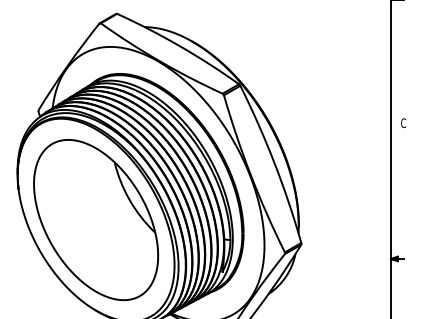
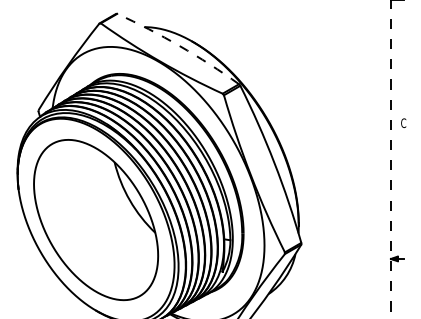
arc: solid -> dashed (179, 46)
line: solid -> dashed (391, 159)
